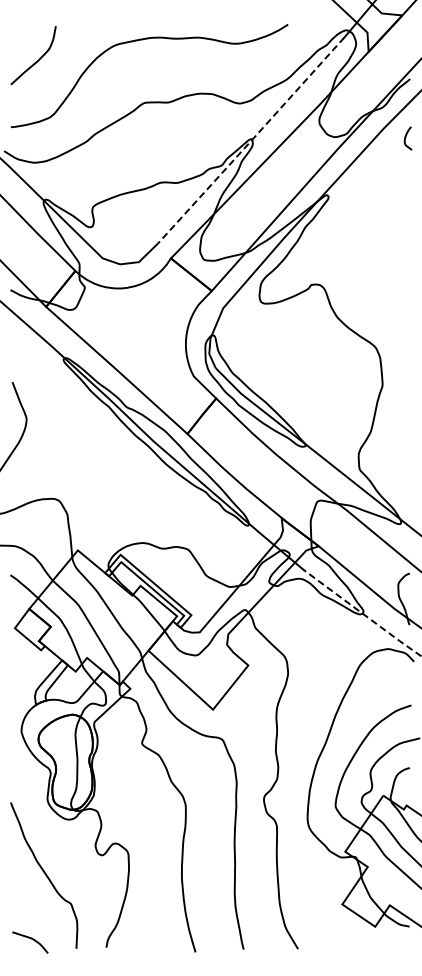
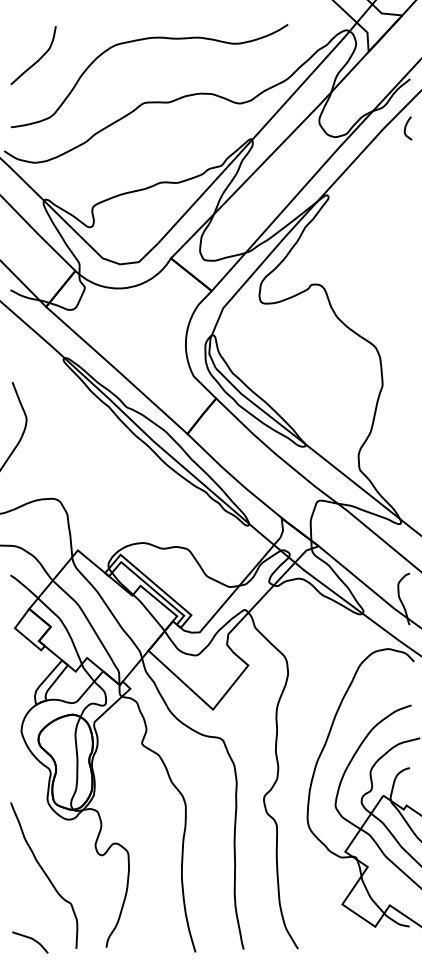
curve position: (406, 137) -> (406, 127) (406, 127)
line: dashed -> solid (251, 140)
line: dashed -> solid (363, 613)
